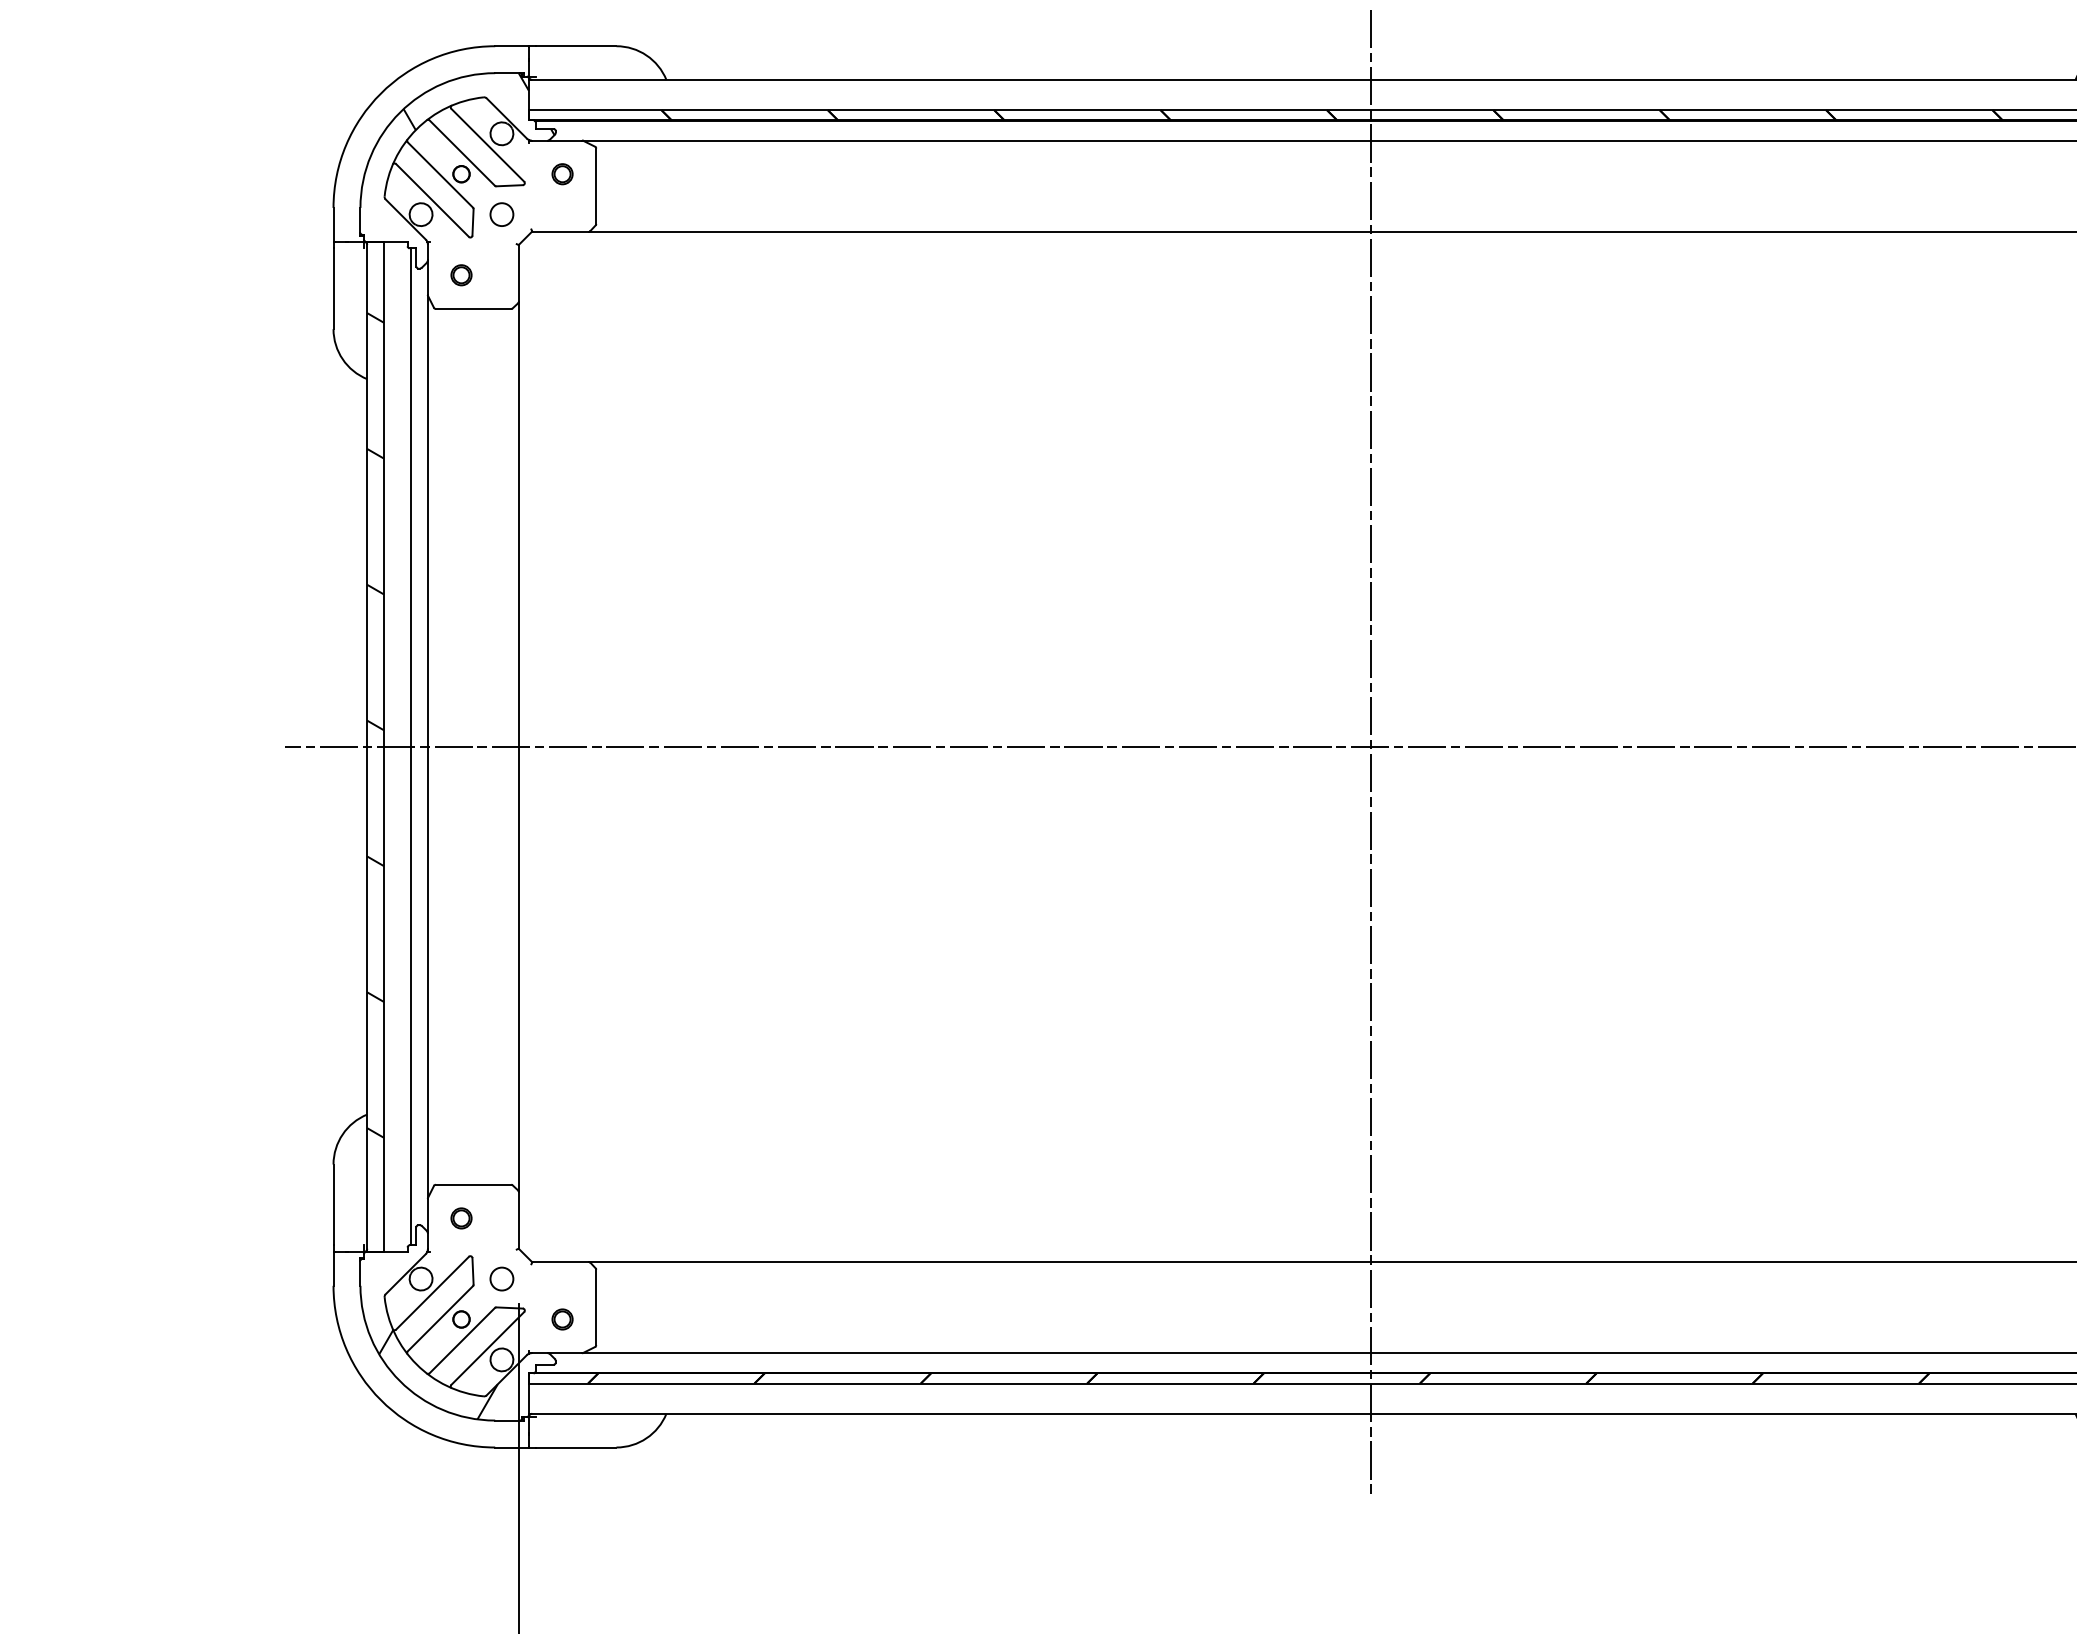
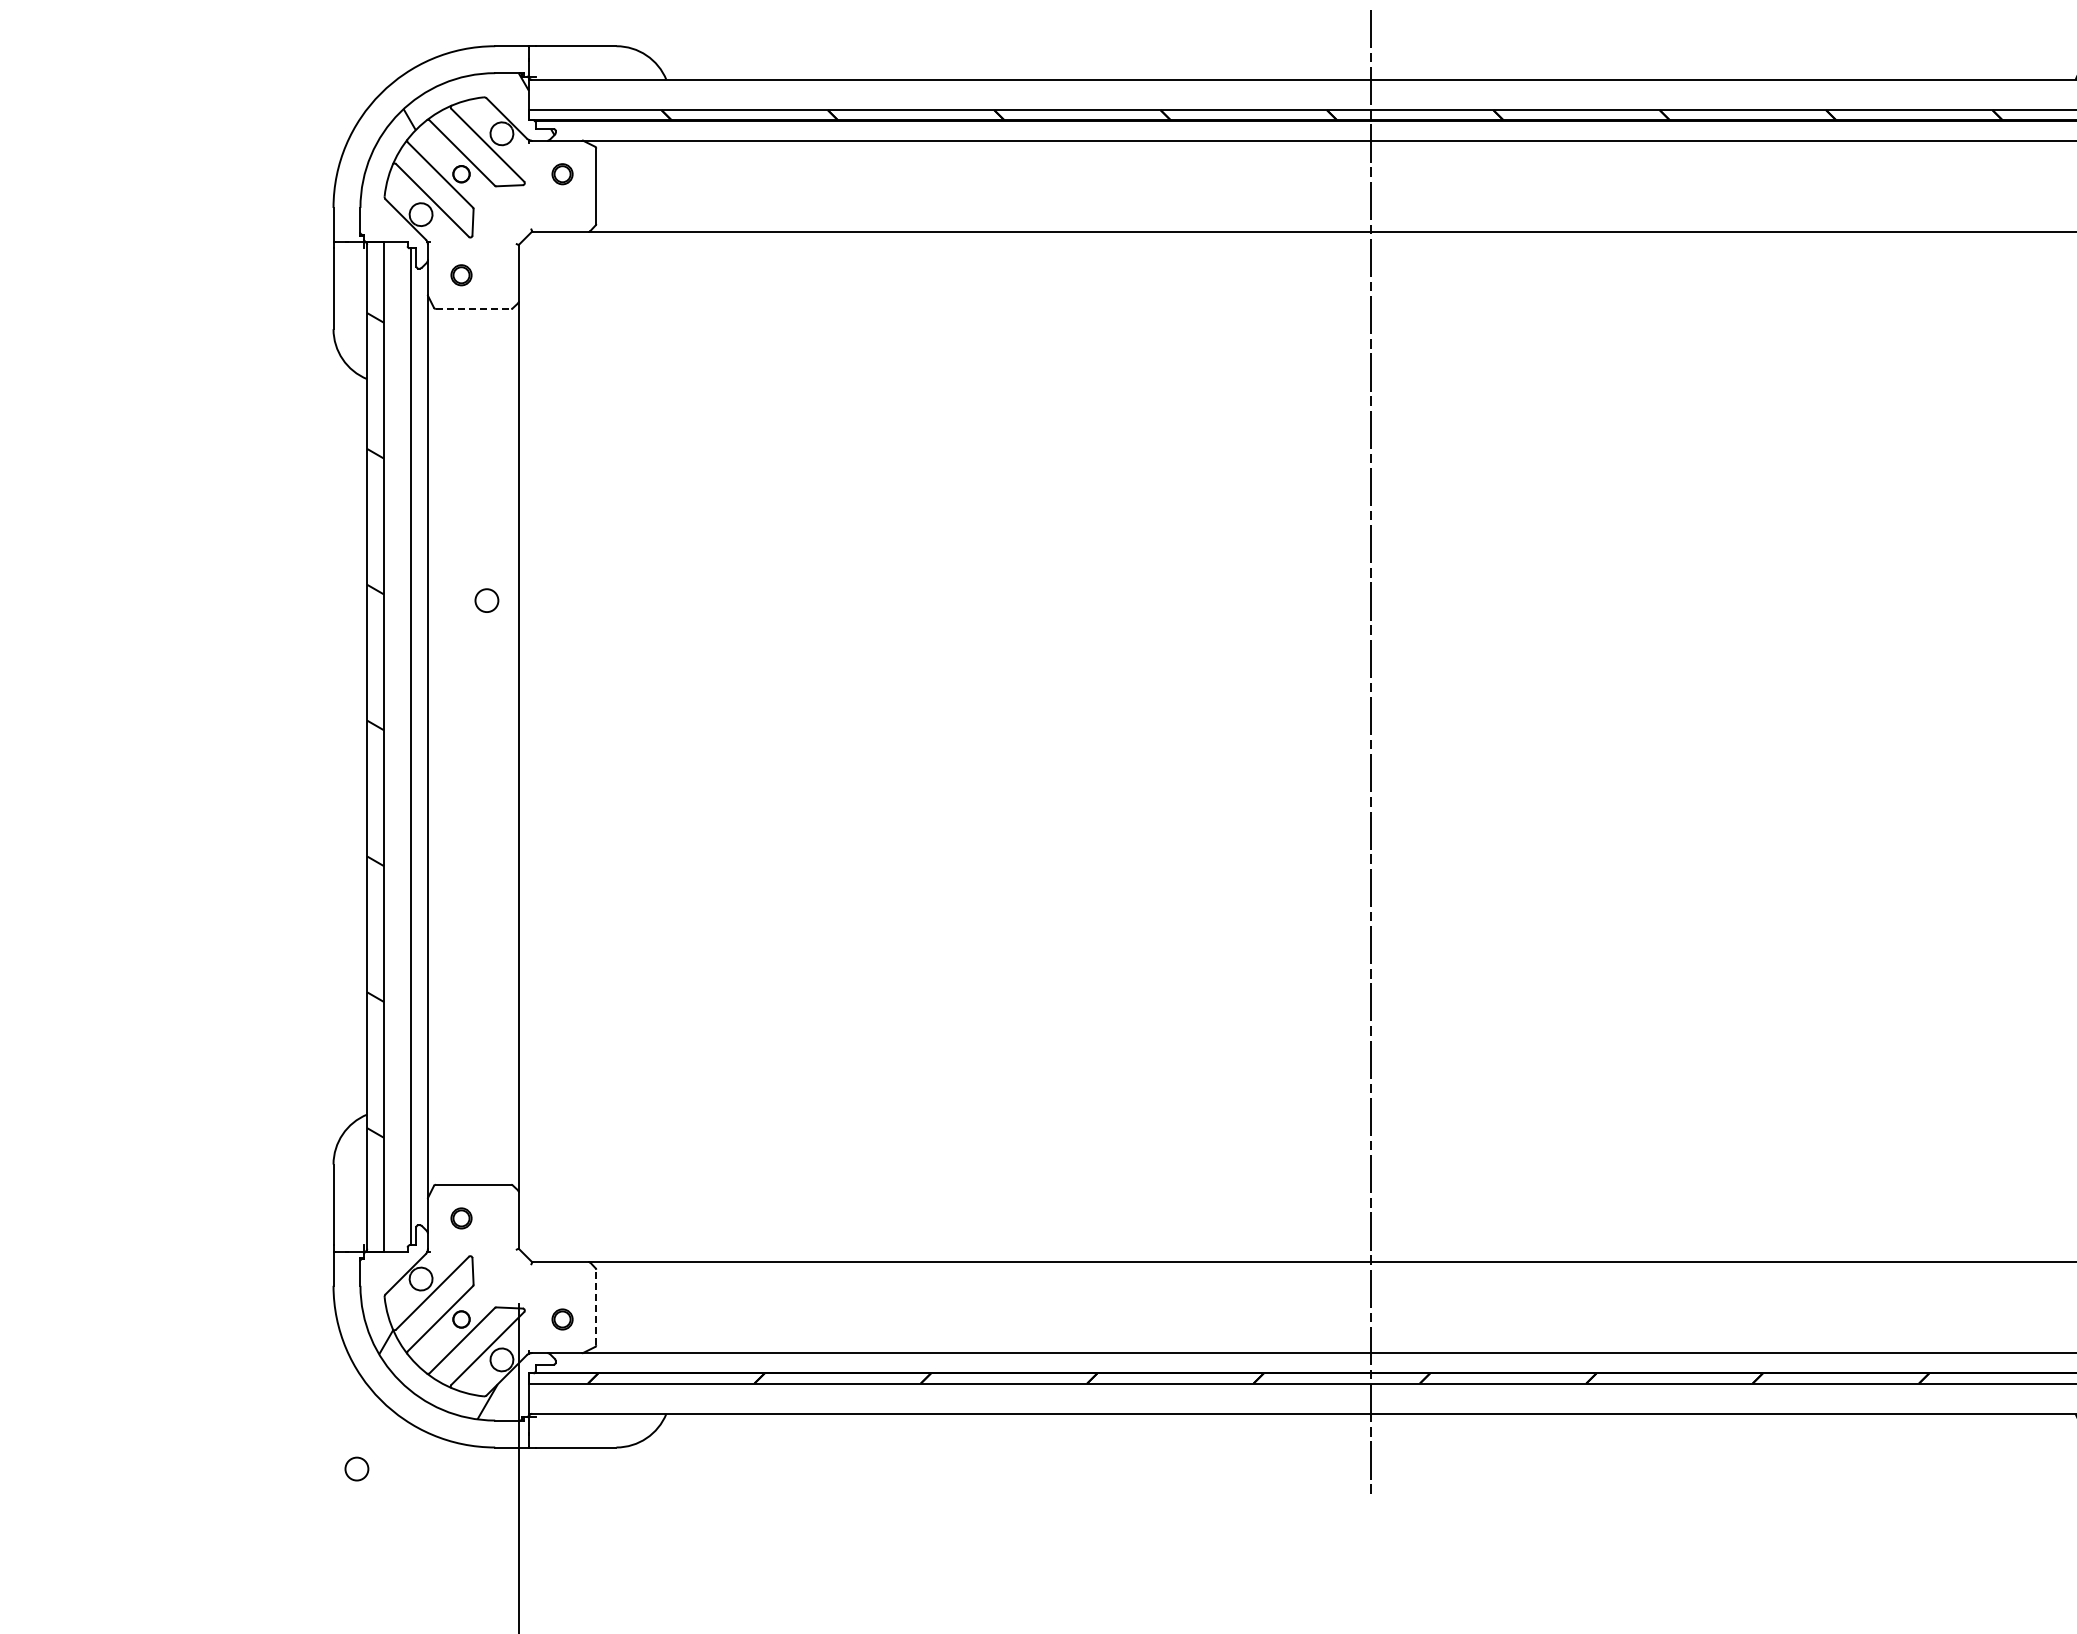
circle position: (501, 214) -> (486, 600) (486, 600)
line: solid -> dashed (473, 308)
line: present -> none (1178, 746)
circle position: (501, 1278) -> (356, 1468) (356, 1468)
line: solid -> dashed (596, 1307)
